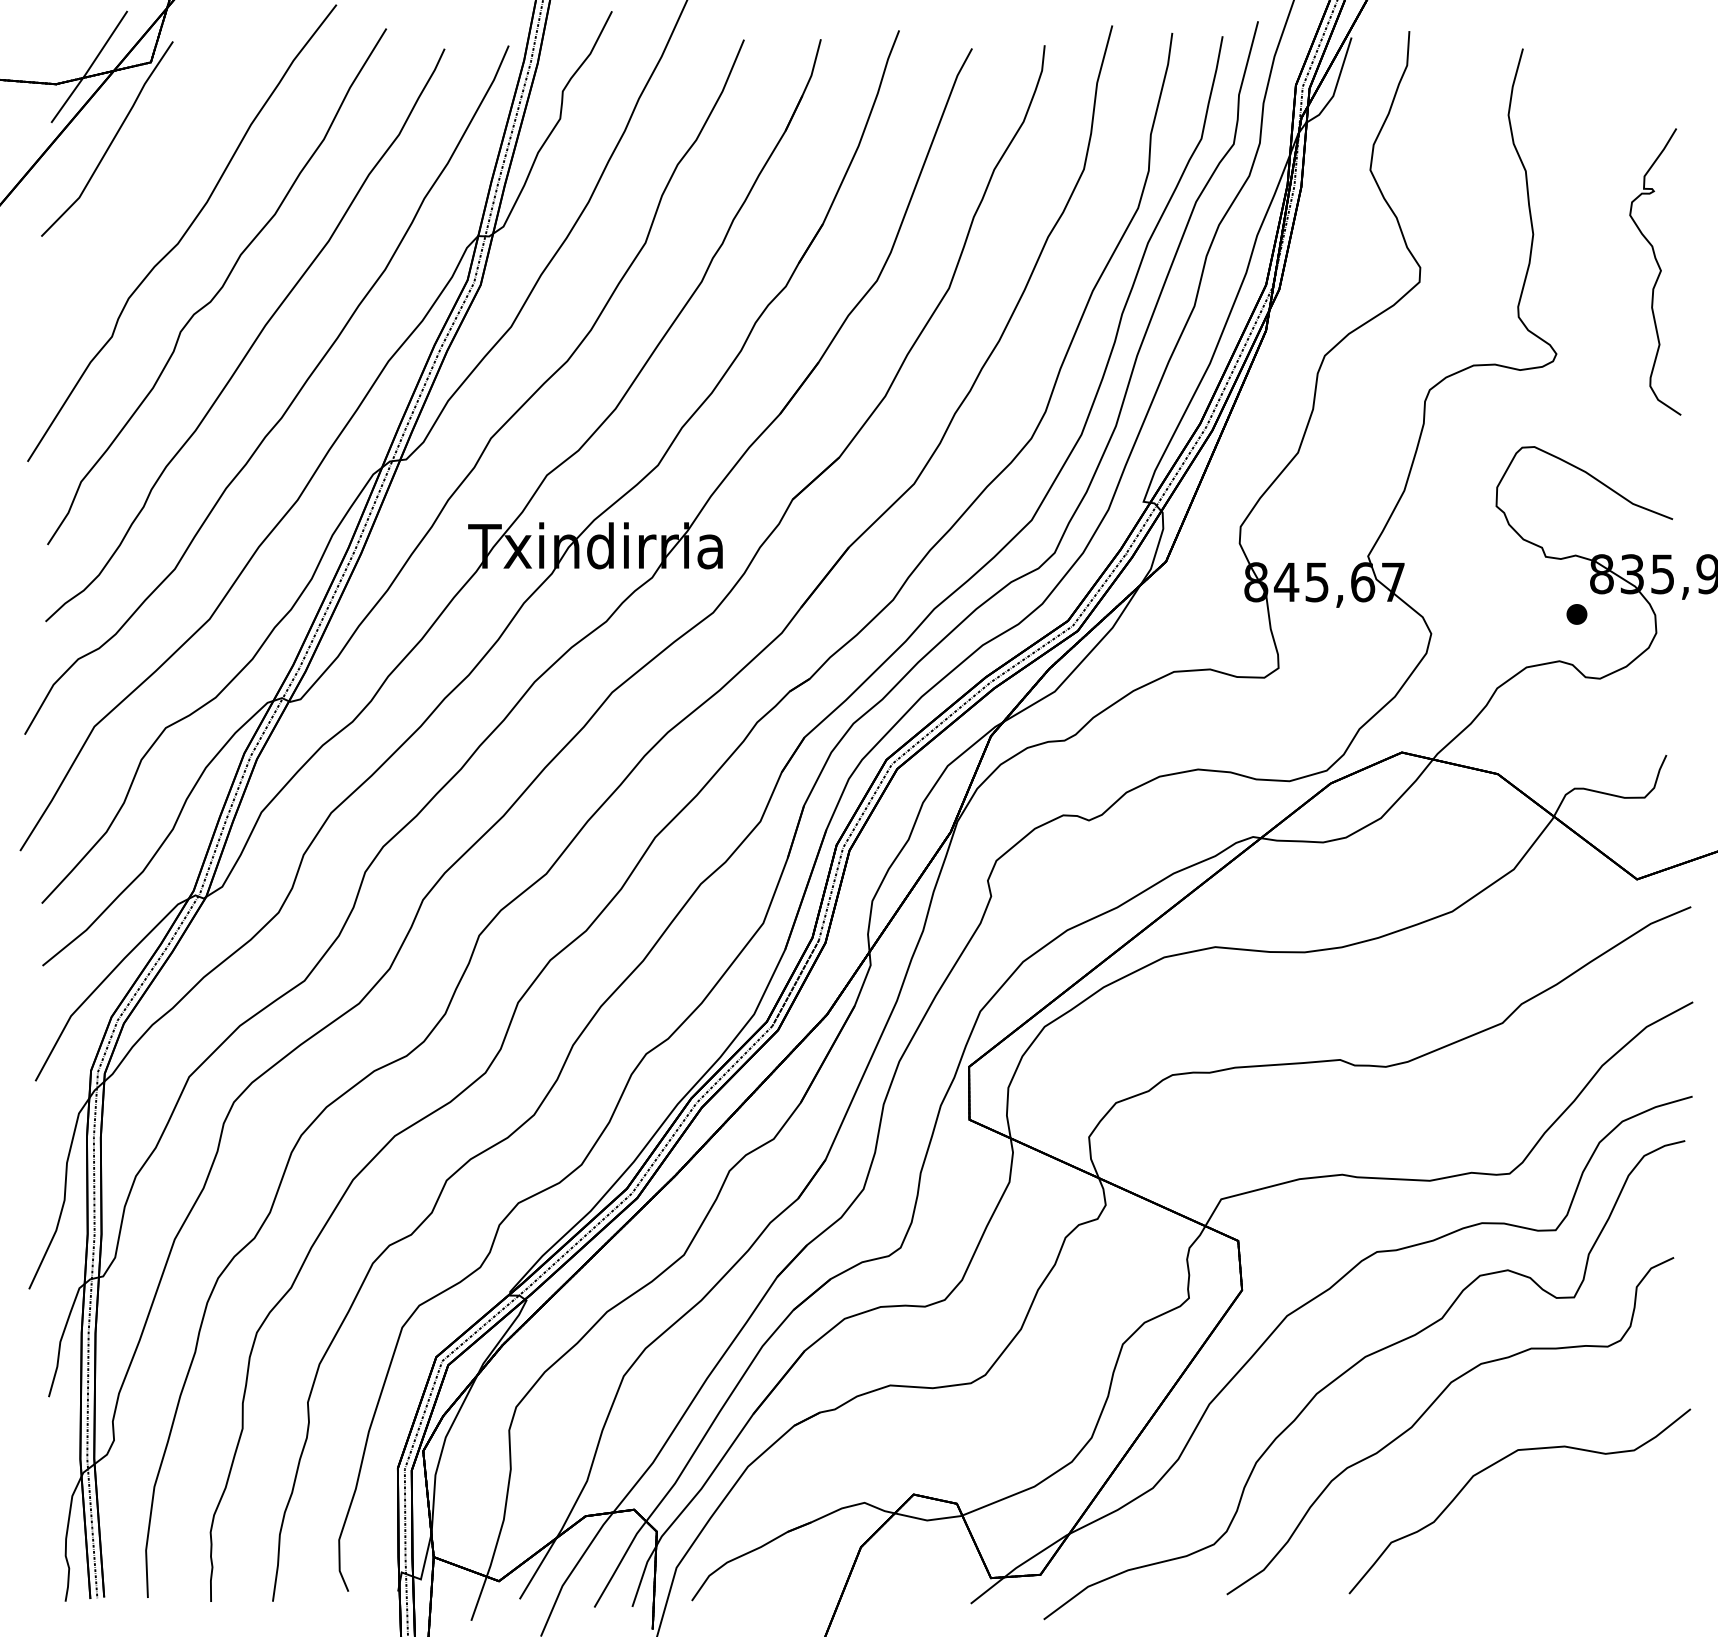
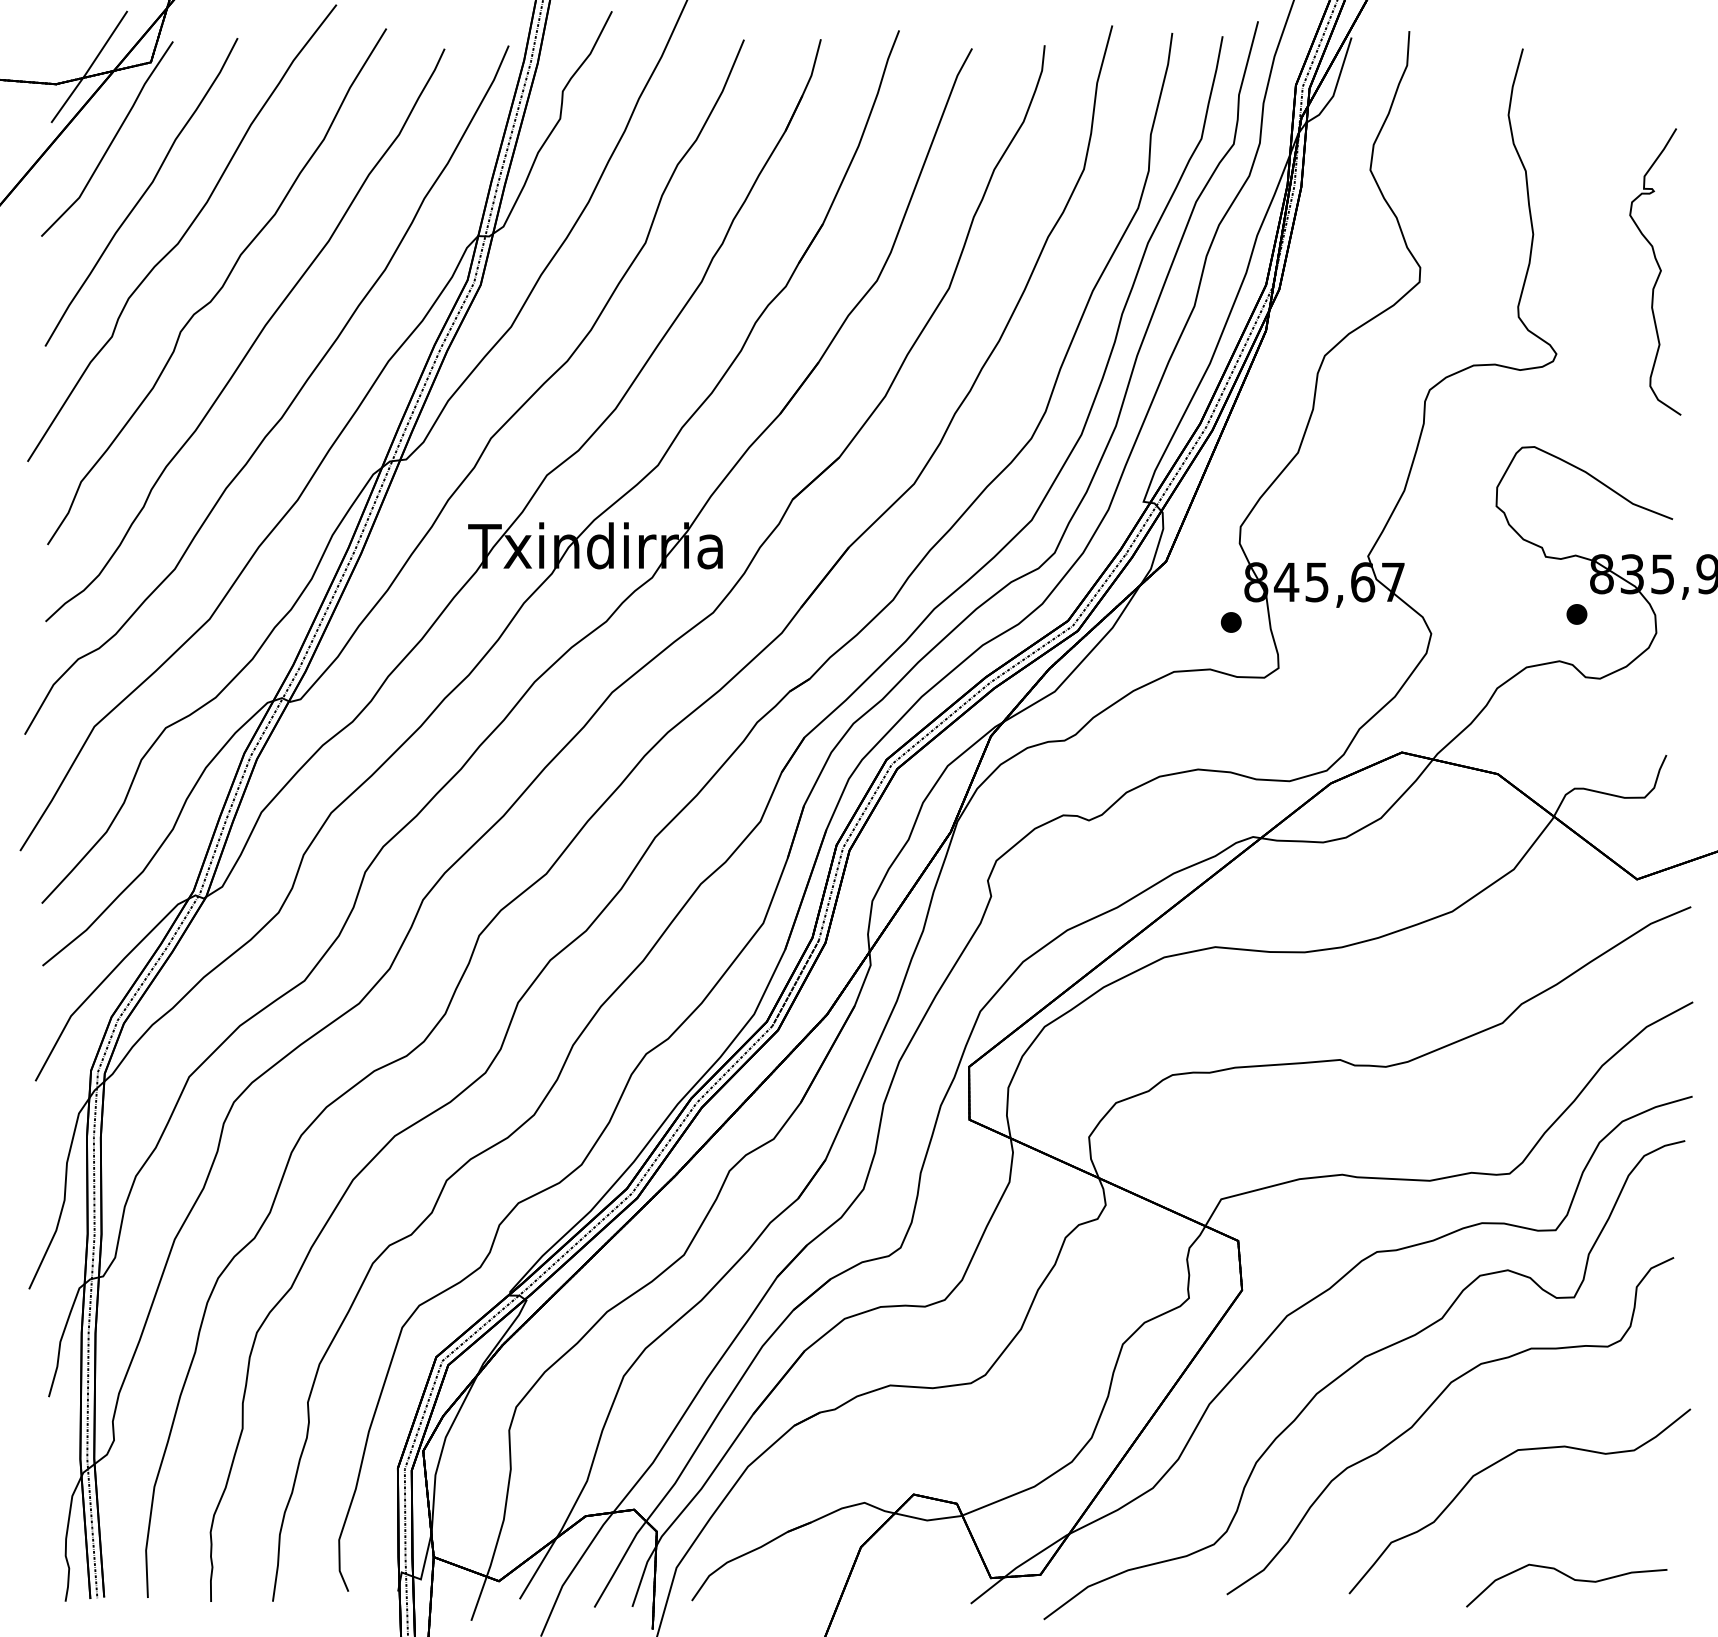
part: none -> present (141, 192)
part: none -> present (1230, 622)
curve: none -> present (1569, 1578)
